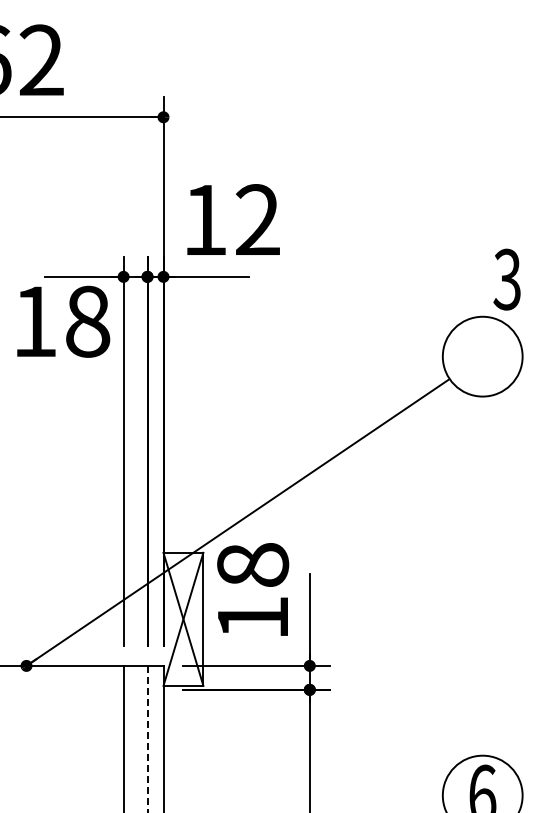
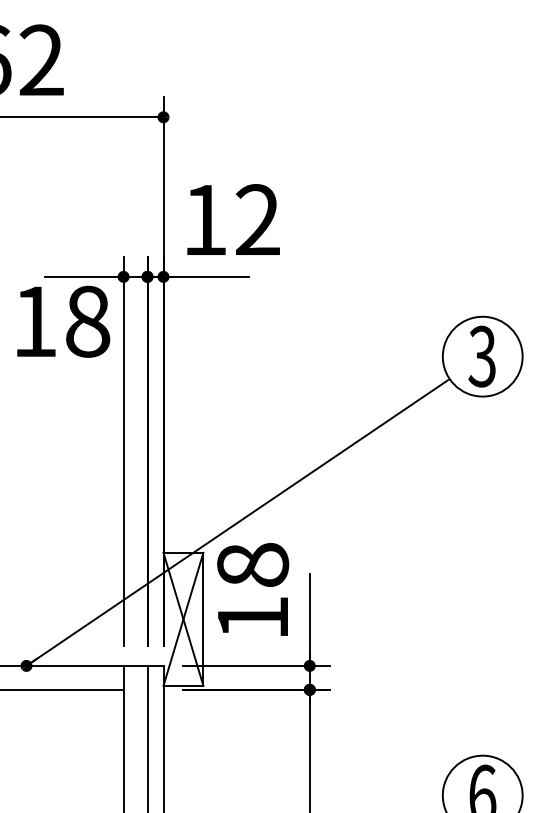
text position: (506, 279) -> (481, 356) (481, 356)
line: none -> present (62, 689)
line: dashed -> solid (147, 739)
